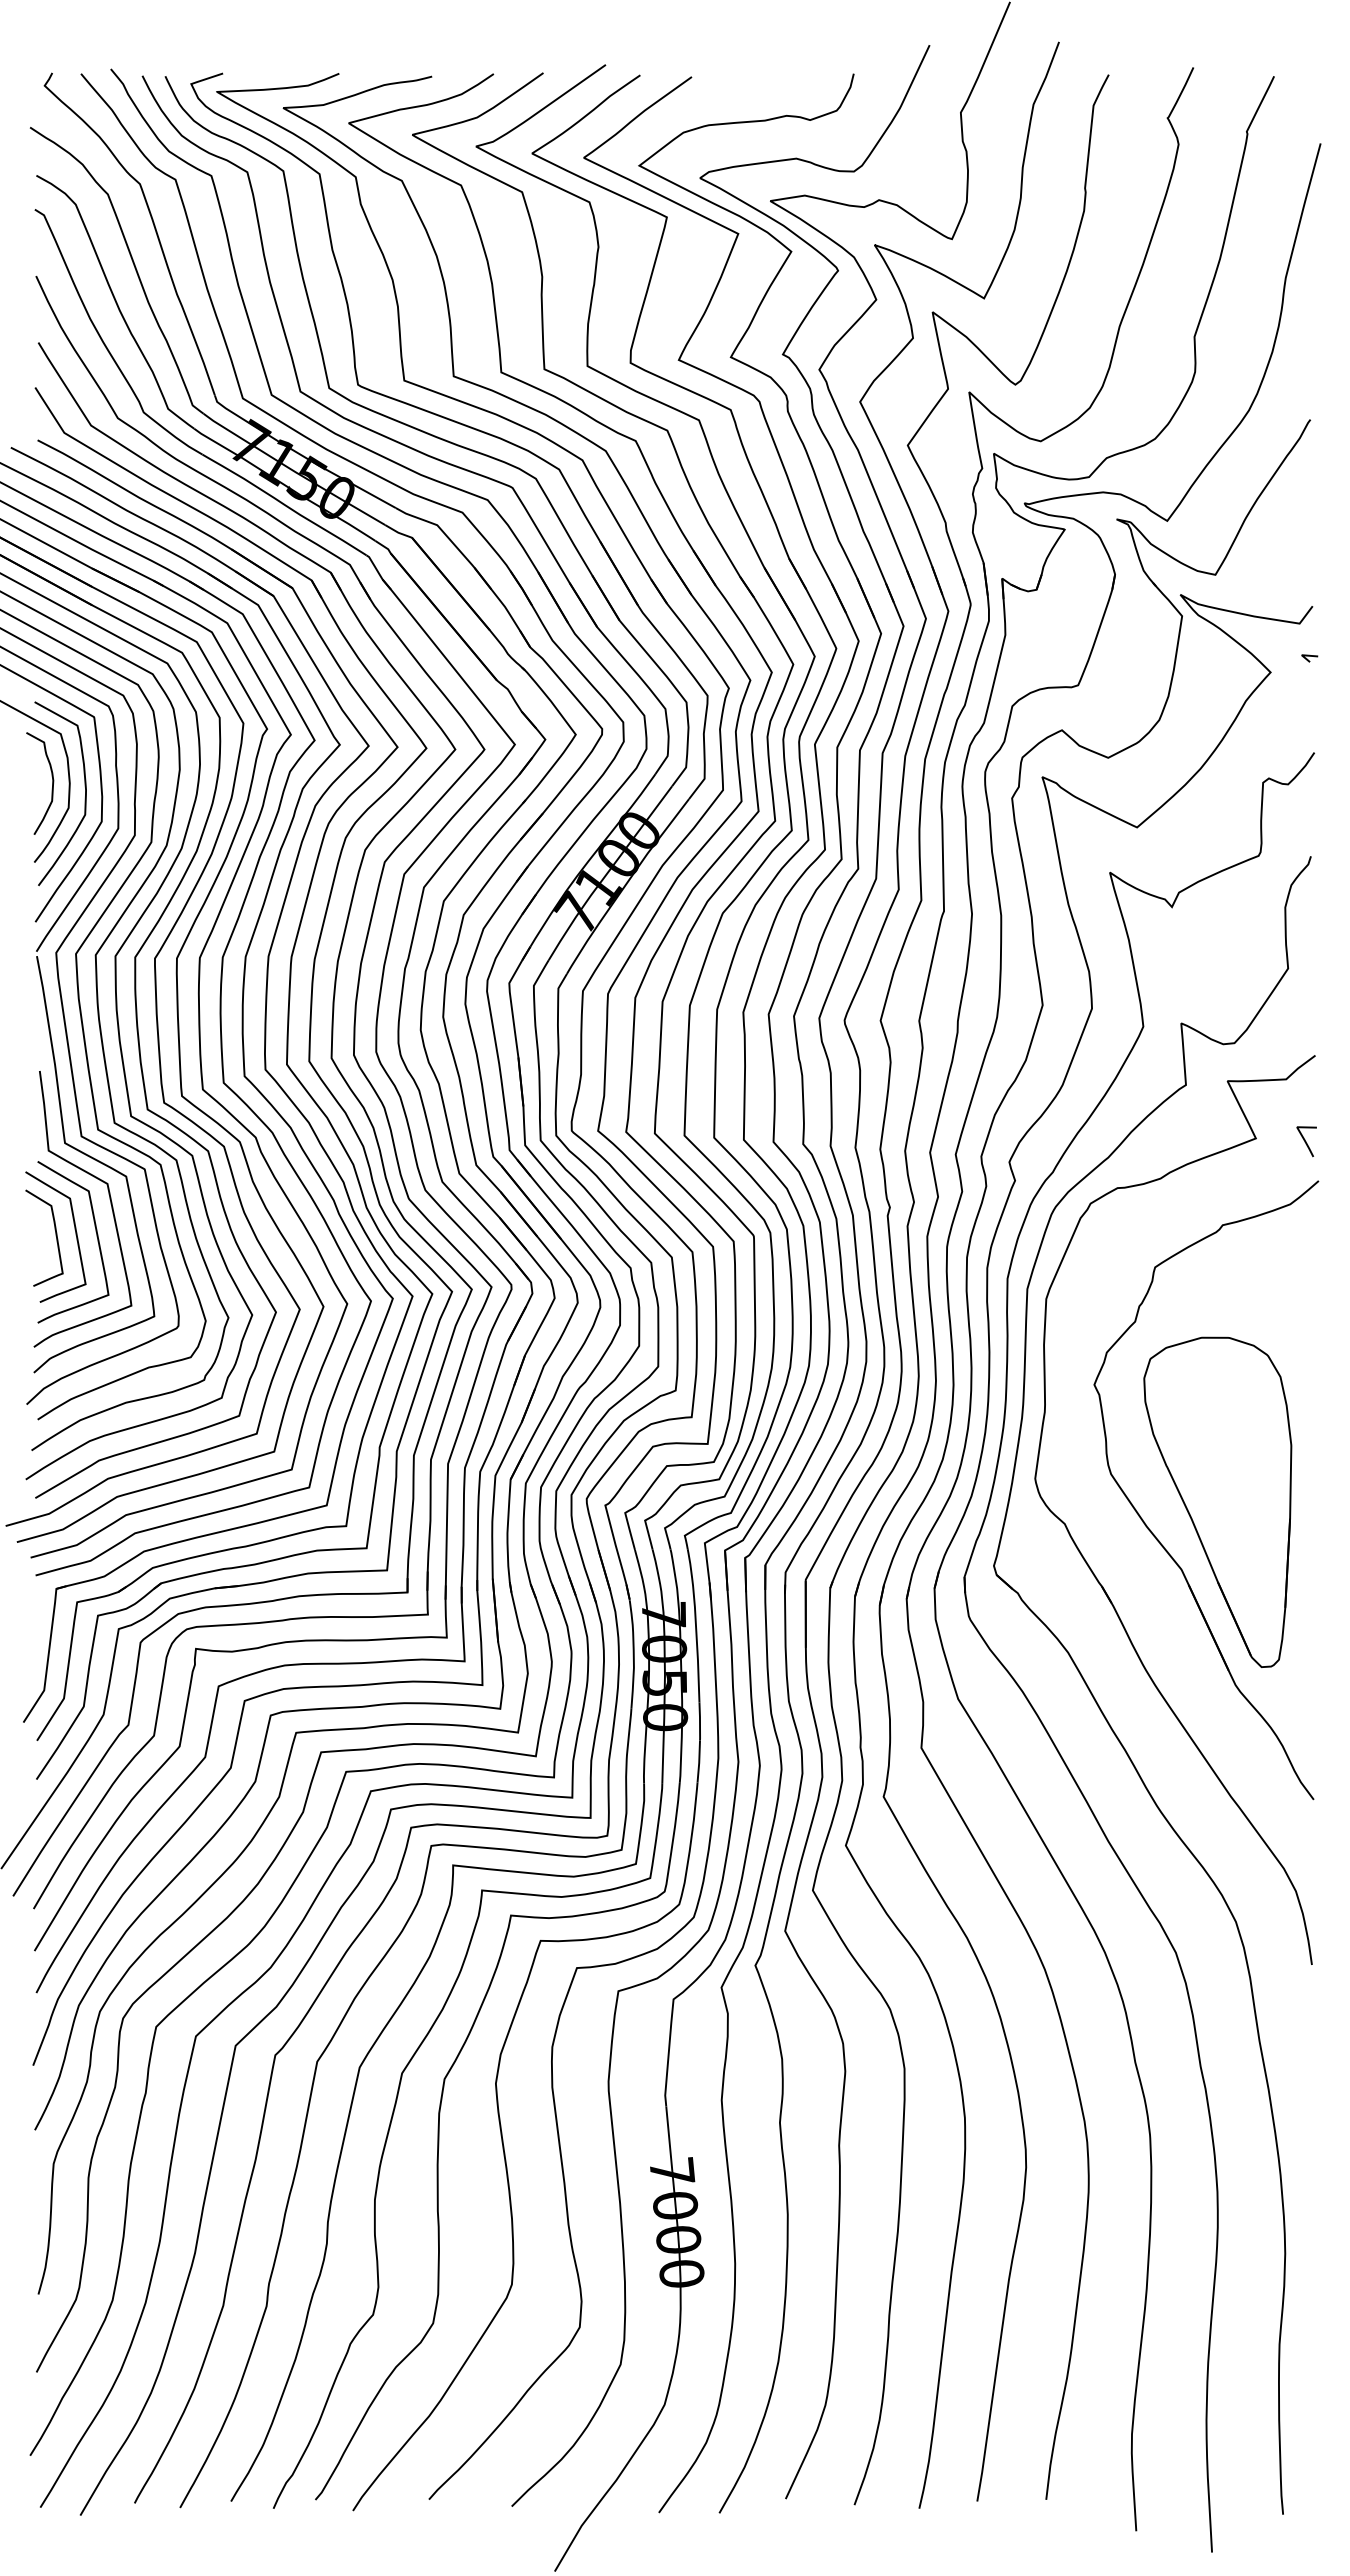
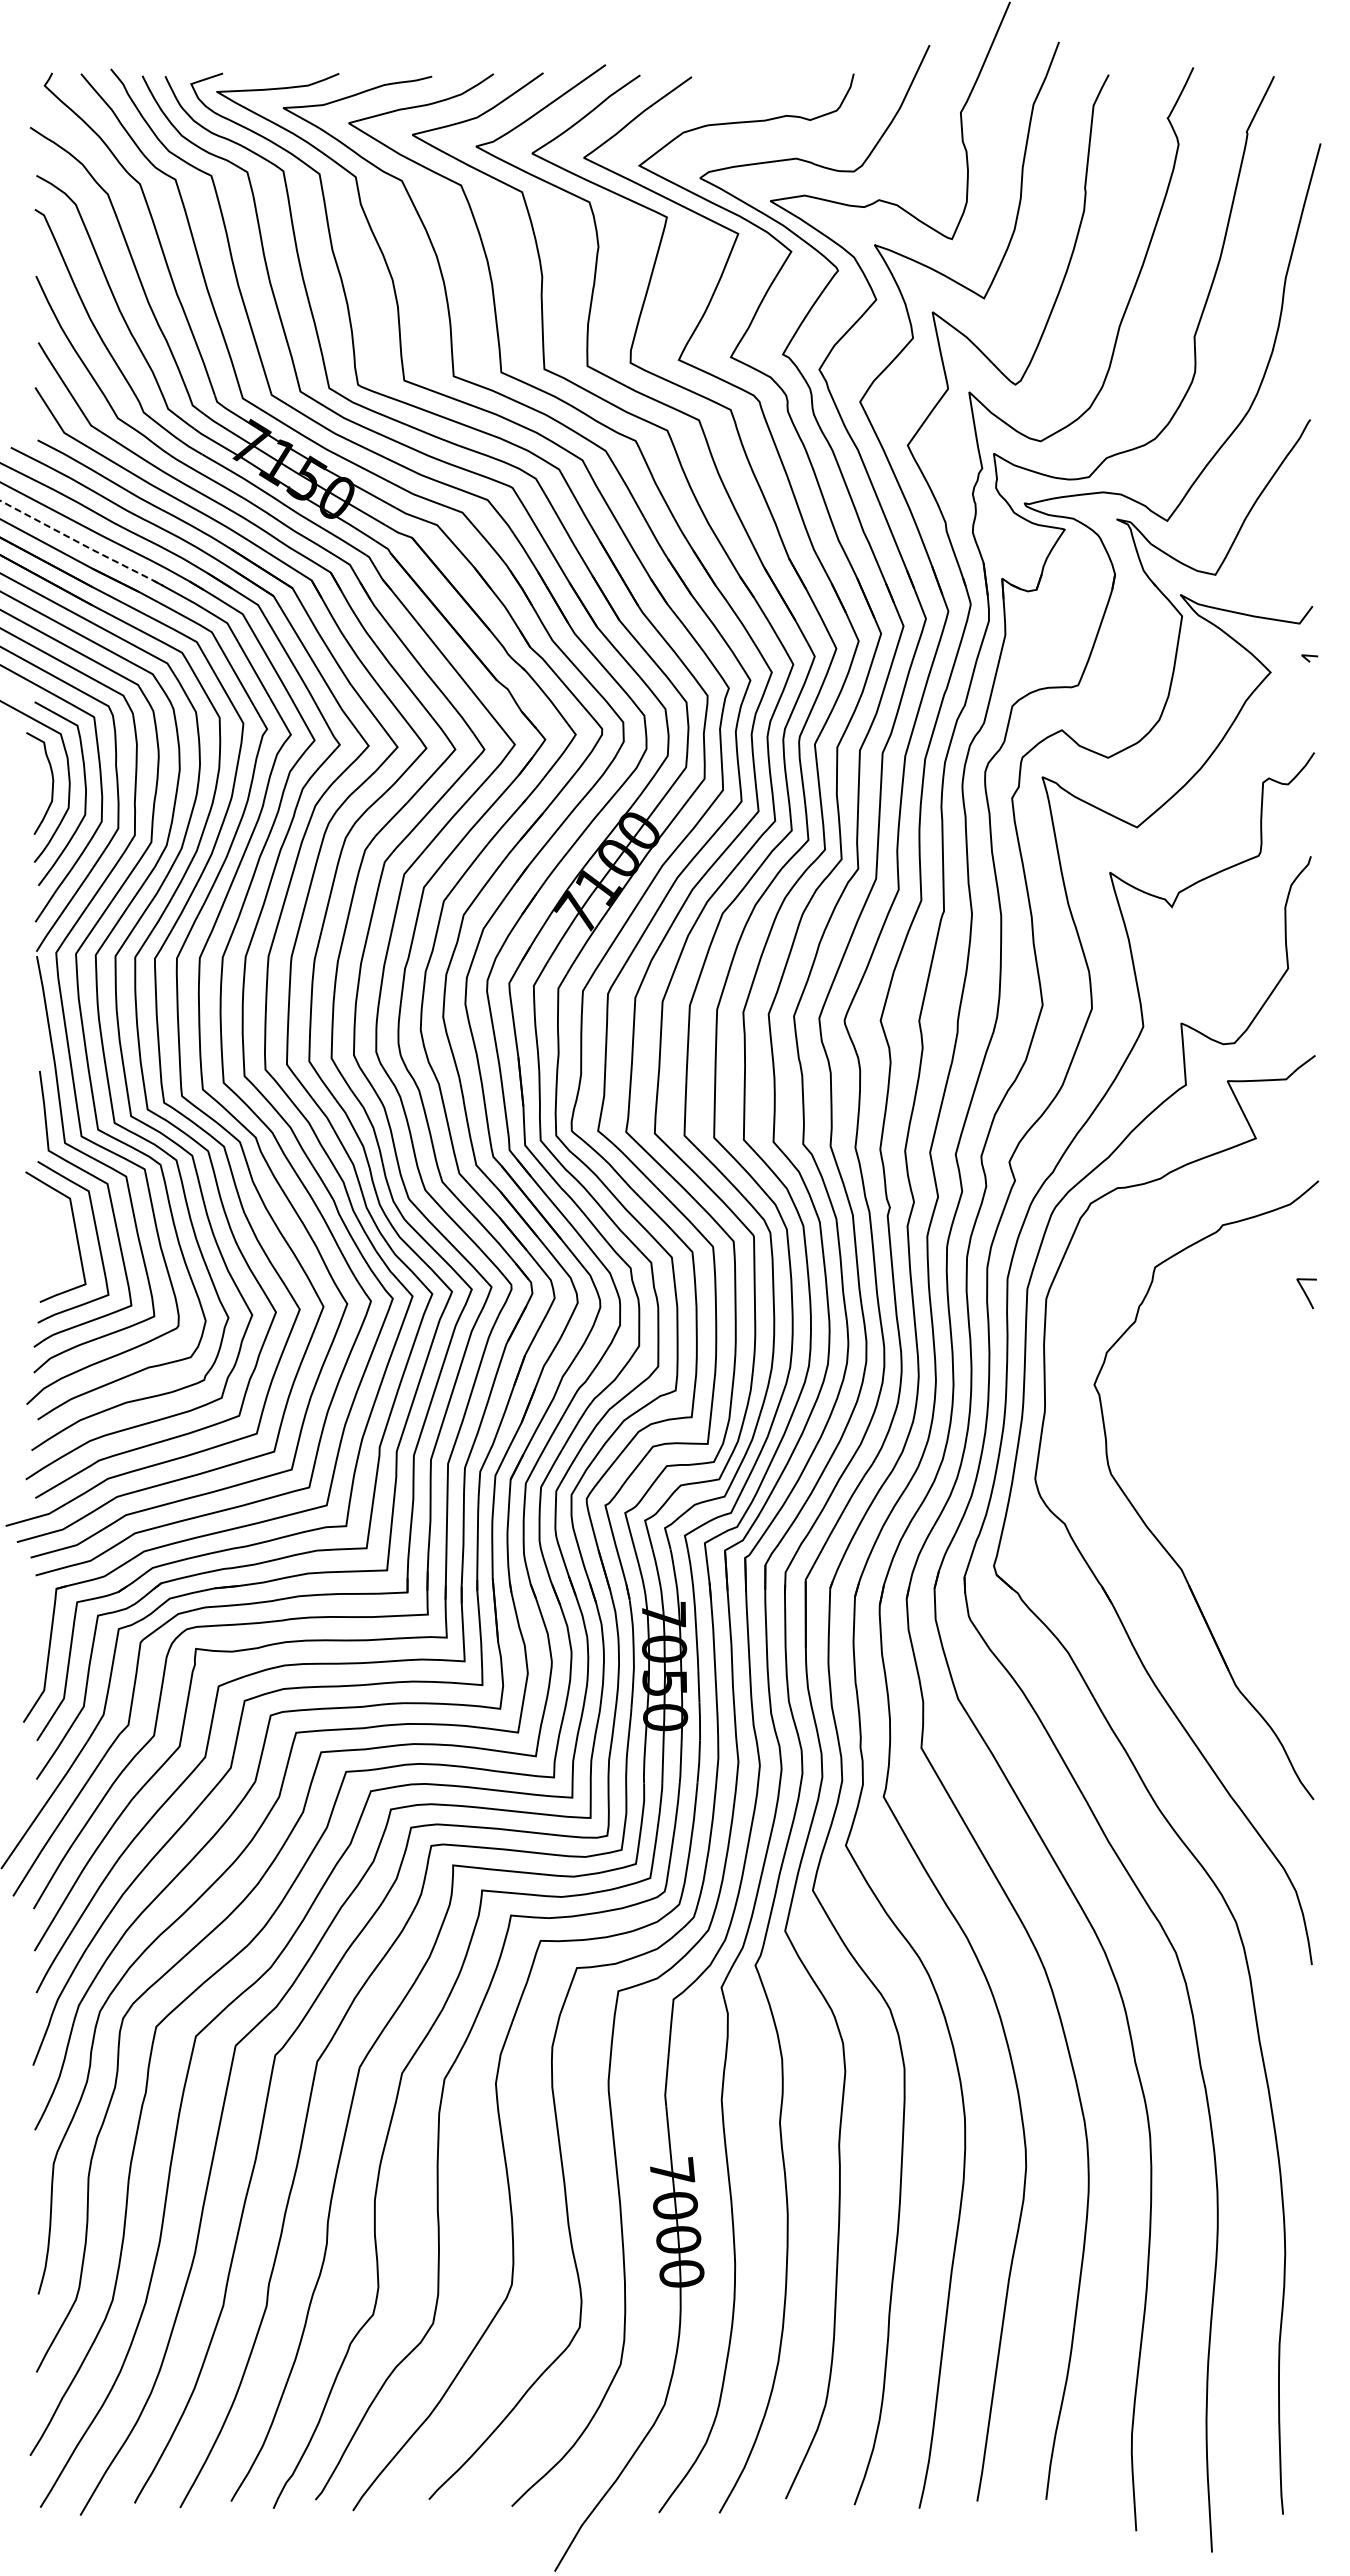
line: solid -> dashed (83, 544)
line position: (1306, 1141) -> (1306, 1293) (1306, 1293)
curve: present -> none (55, 1236)
part: present -> none (1217, 1501)
